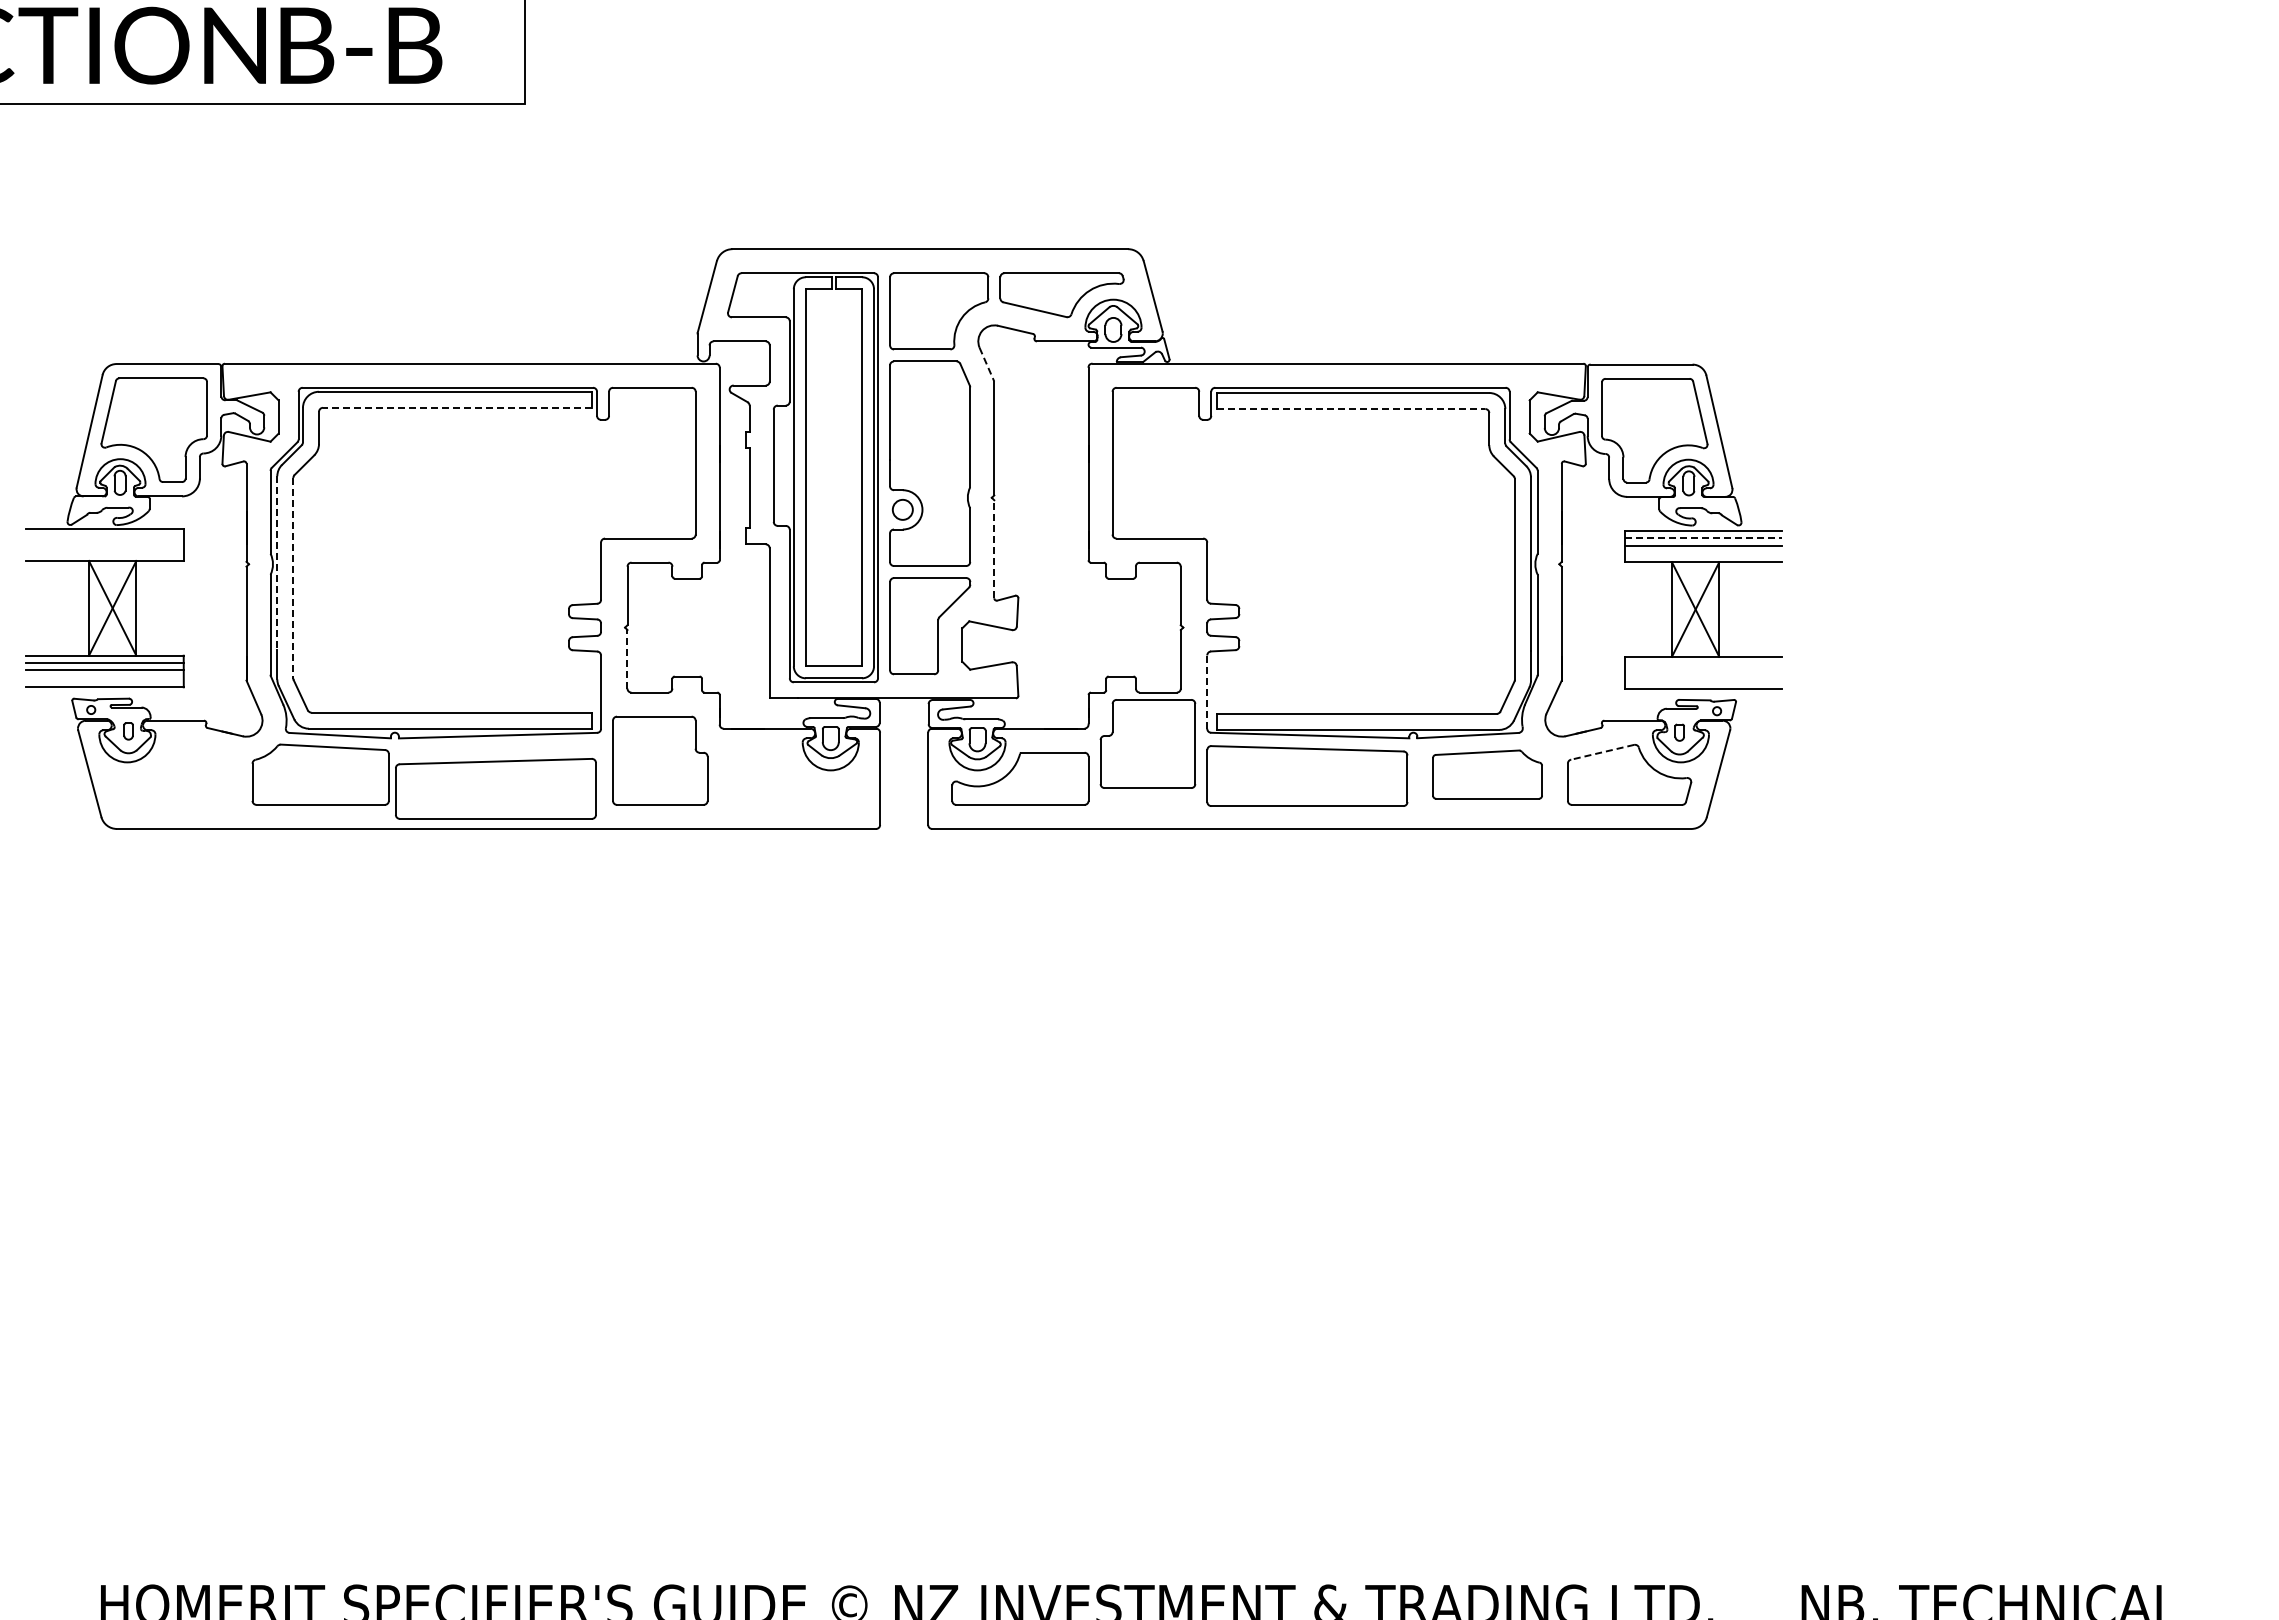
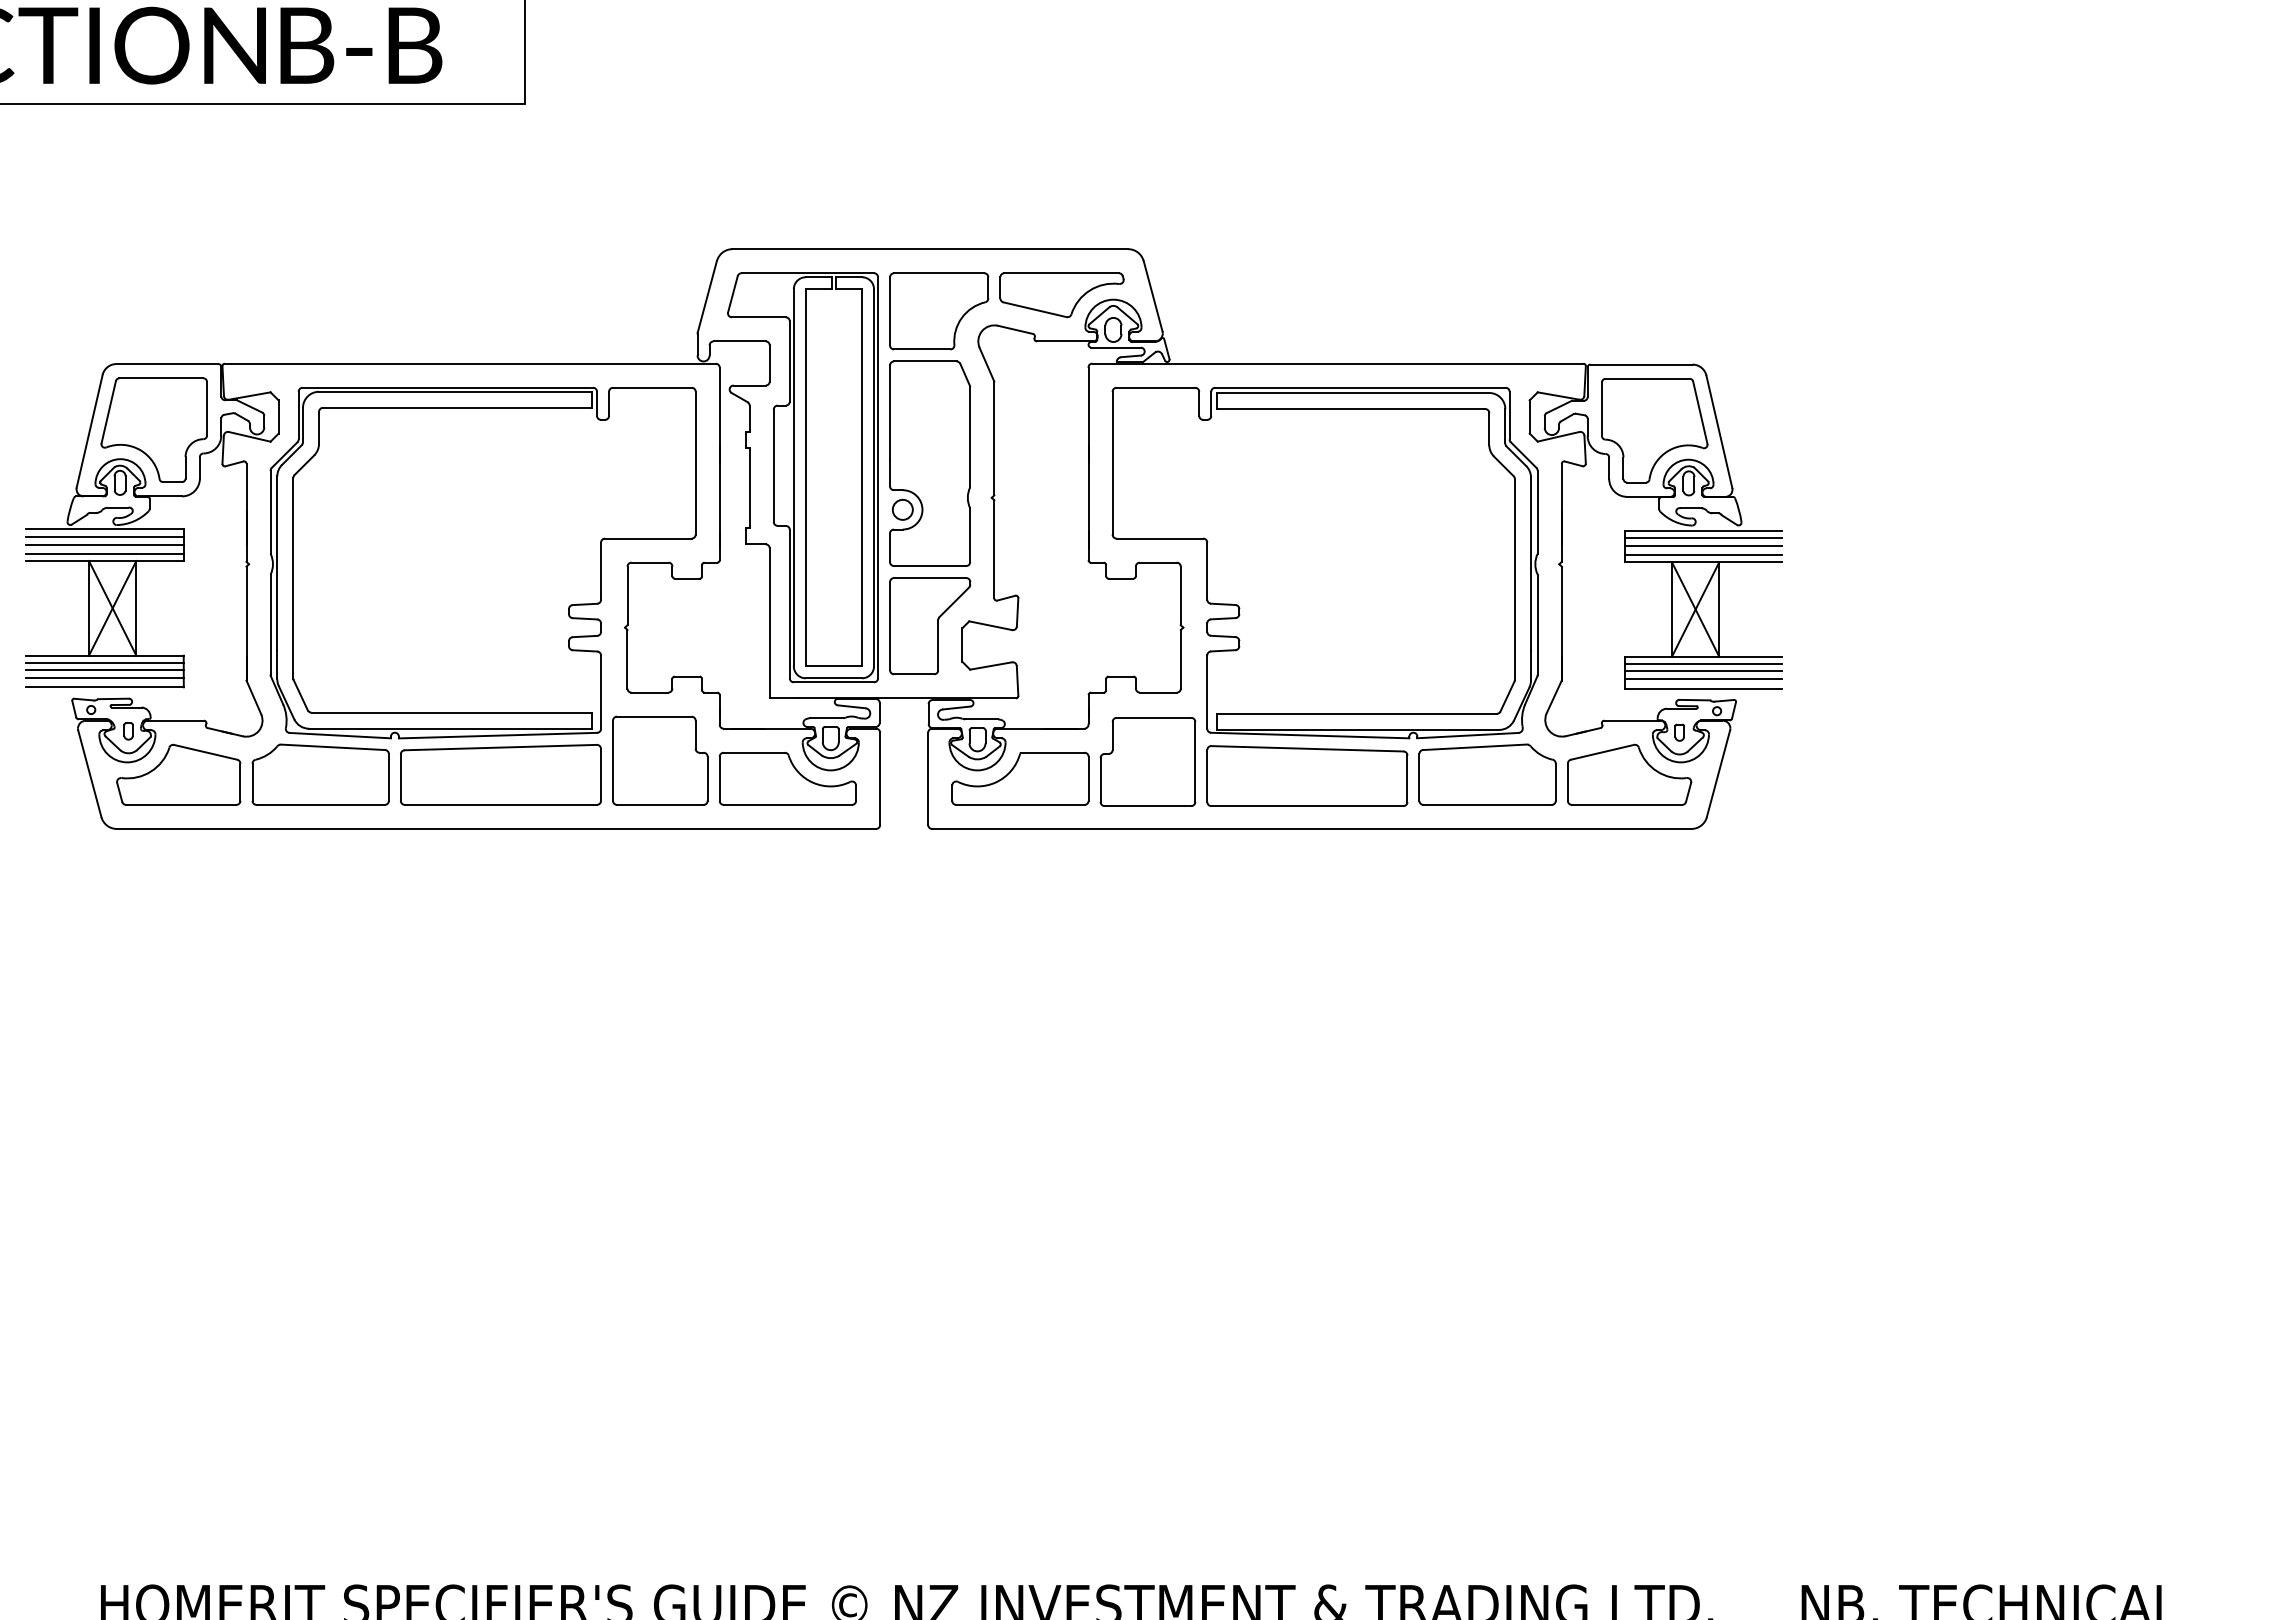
line: dashed -> solid (987, 365)
line: dashed -> solid (456, 407)
line: dashed -> solid (1351, 409)
line: none -> present (104, 537)
line: dashed -> solid (1703, 538)
line: none -> present (104, 545)
line: dashed -> solid (994, 548)
line: none -> present (104, 553)
line: none -> present (1703, 554)
line: dashed -> solid (277, 563)
line: dashed -> solid (293, 578)
line: dashed -> solid (627, 658)
line: none -> present (1703, 663)
line: none -> present (1703, 671)
line: none -> present (104, 677)
line: none -> present (1703, 678)
line: dashed -> solid (1207, 692)
part position: (1147, 743) -> (1147, 761) (1147, 761)
line: dashed -> solid (1602, 752)
part: none -> present (178, 774)
part size: 111x51 px -> 139x63 px (1487, 774)
part: none -> present (787, 778)
part position: (495, 788) -> (500, 774) (500, 774)
